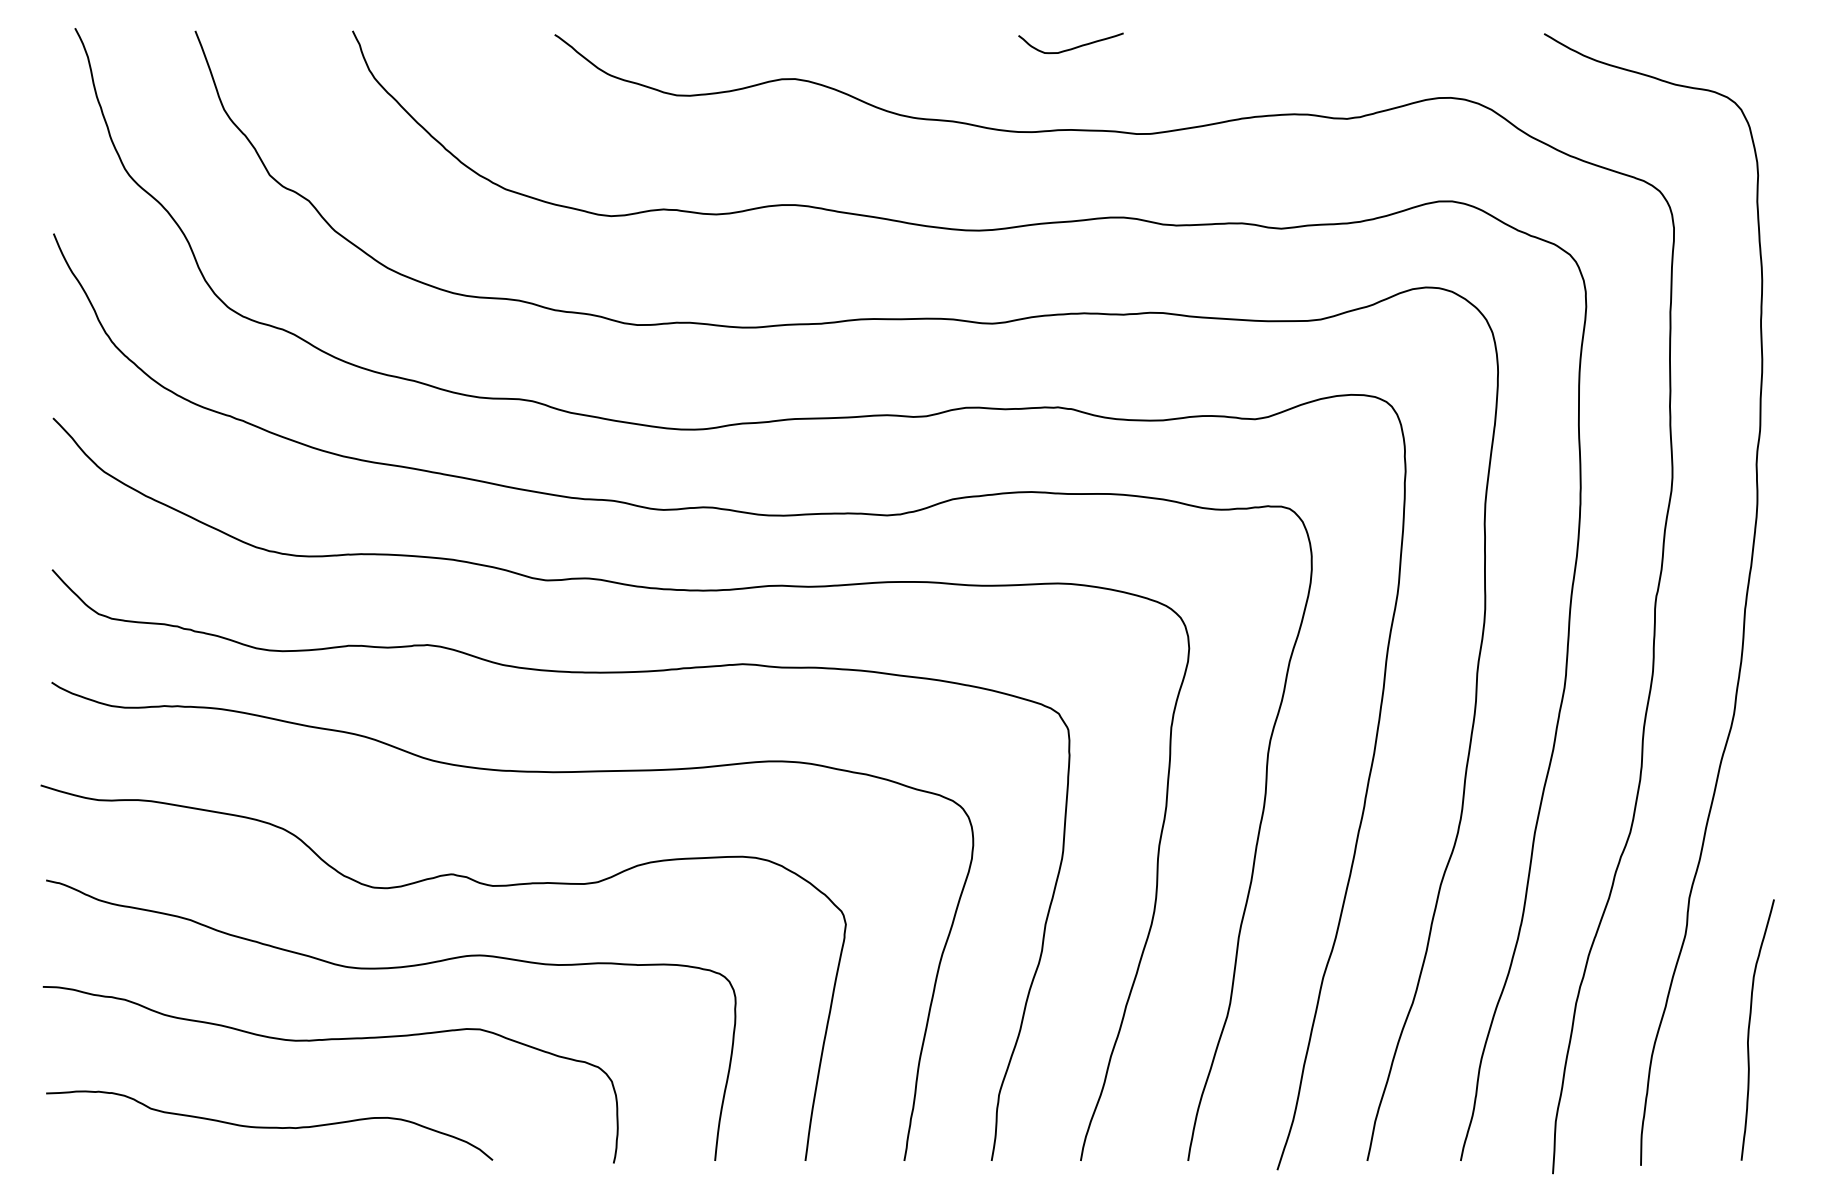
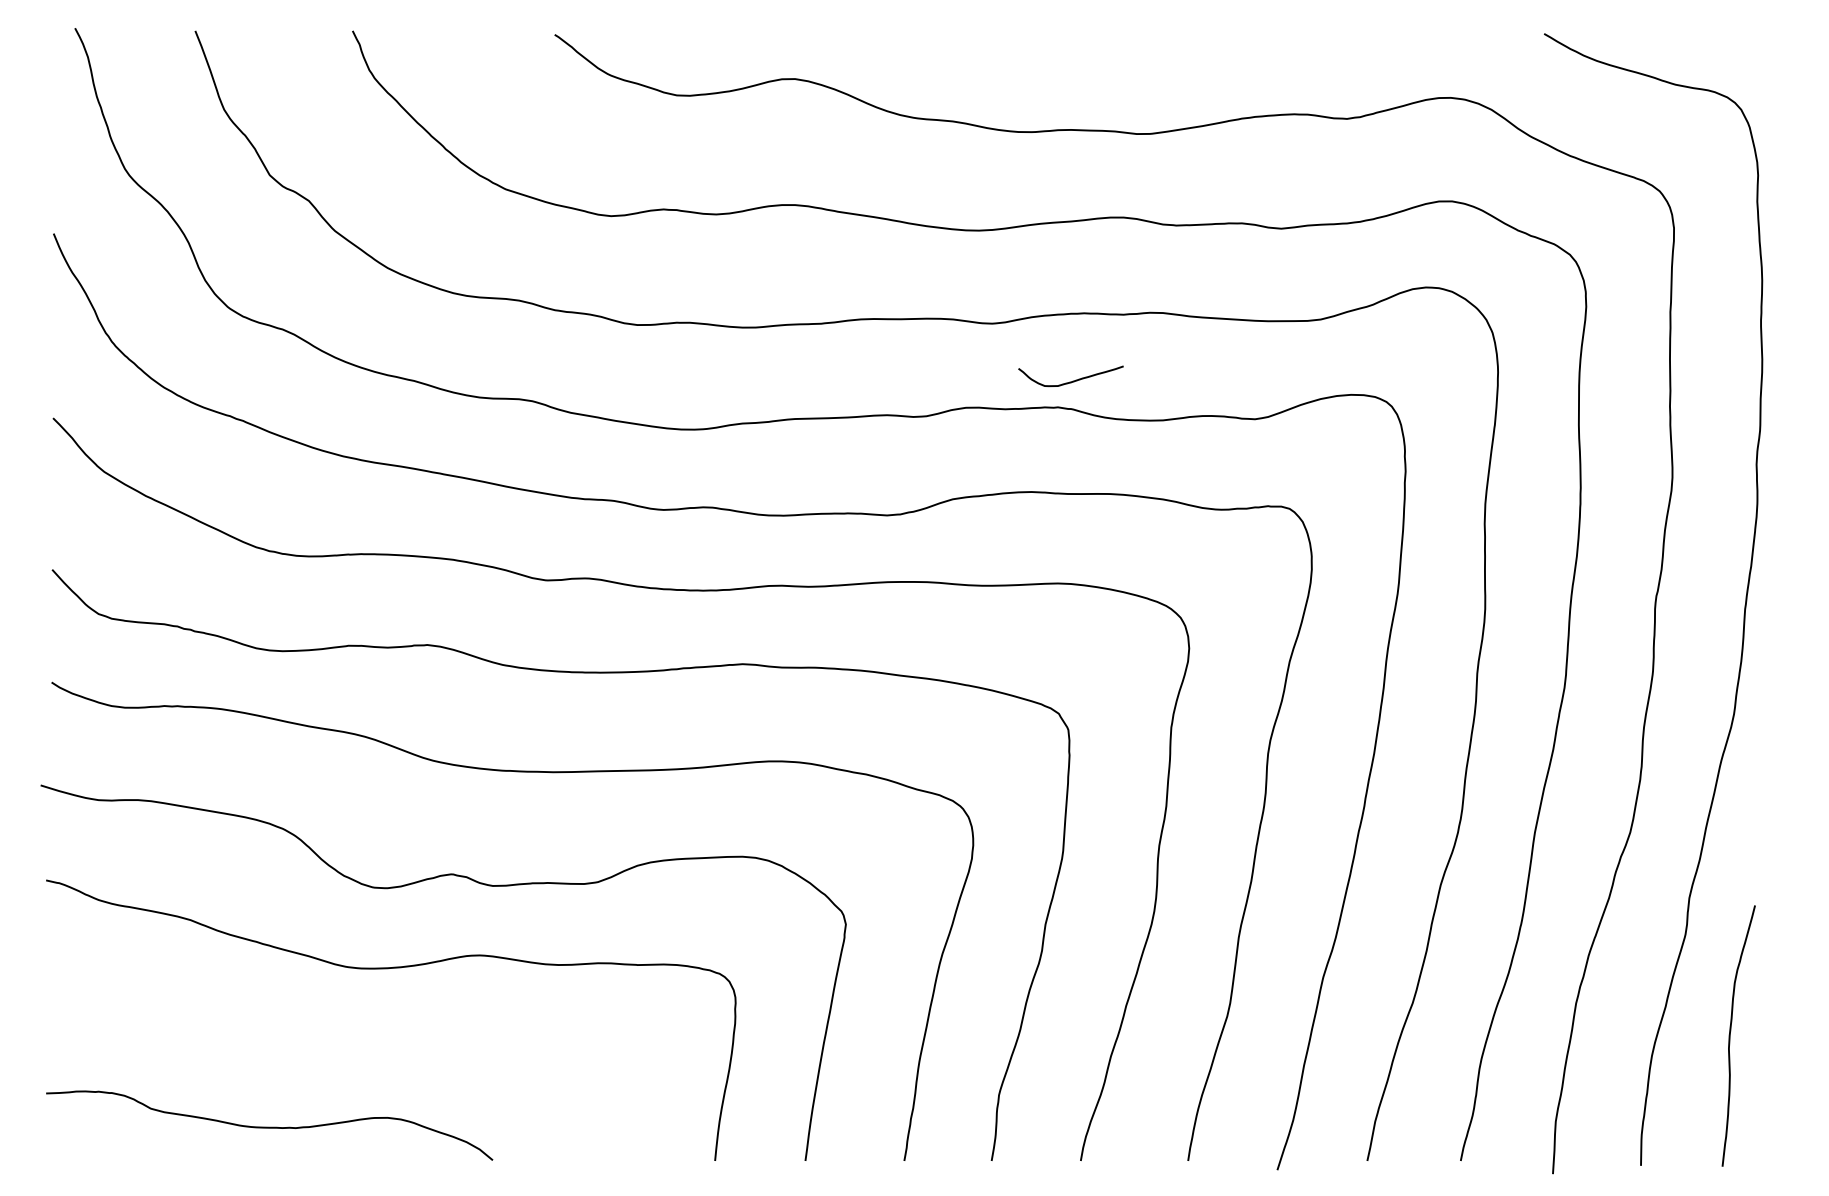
curve position: (1073, 47) -> (1073, 380) (1073, 380)
curve position: (1749, 1029) -> (1730, 1035) (1730, 1035)
curve: present -> none (330, 1040)
